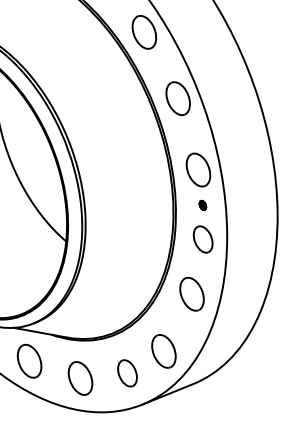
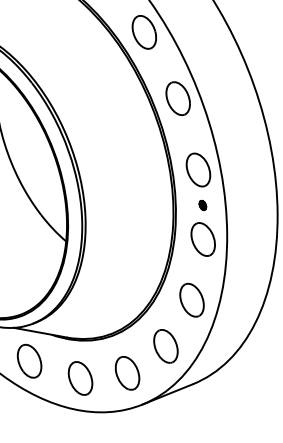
part size: 22x29 px -> 26x35 px (202, 239)
part position: (191, 293) -> (191, 299) (191, 299)
part position: (163, 351) -> (165, 346) (165, 346)
part size: 21x29 px -> 27x35 px (127, 373)
